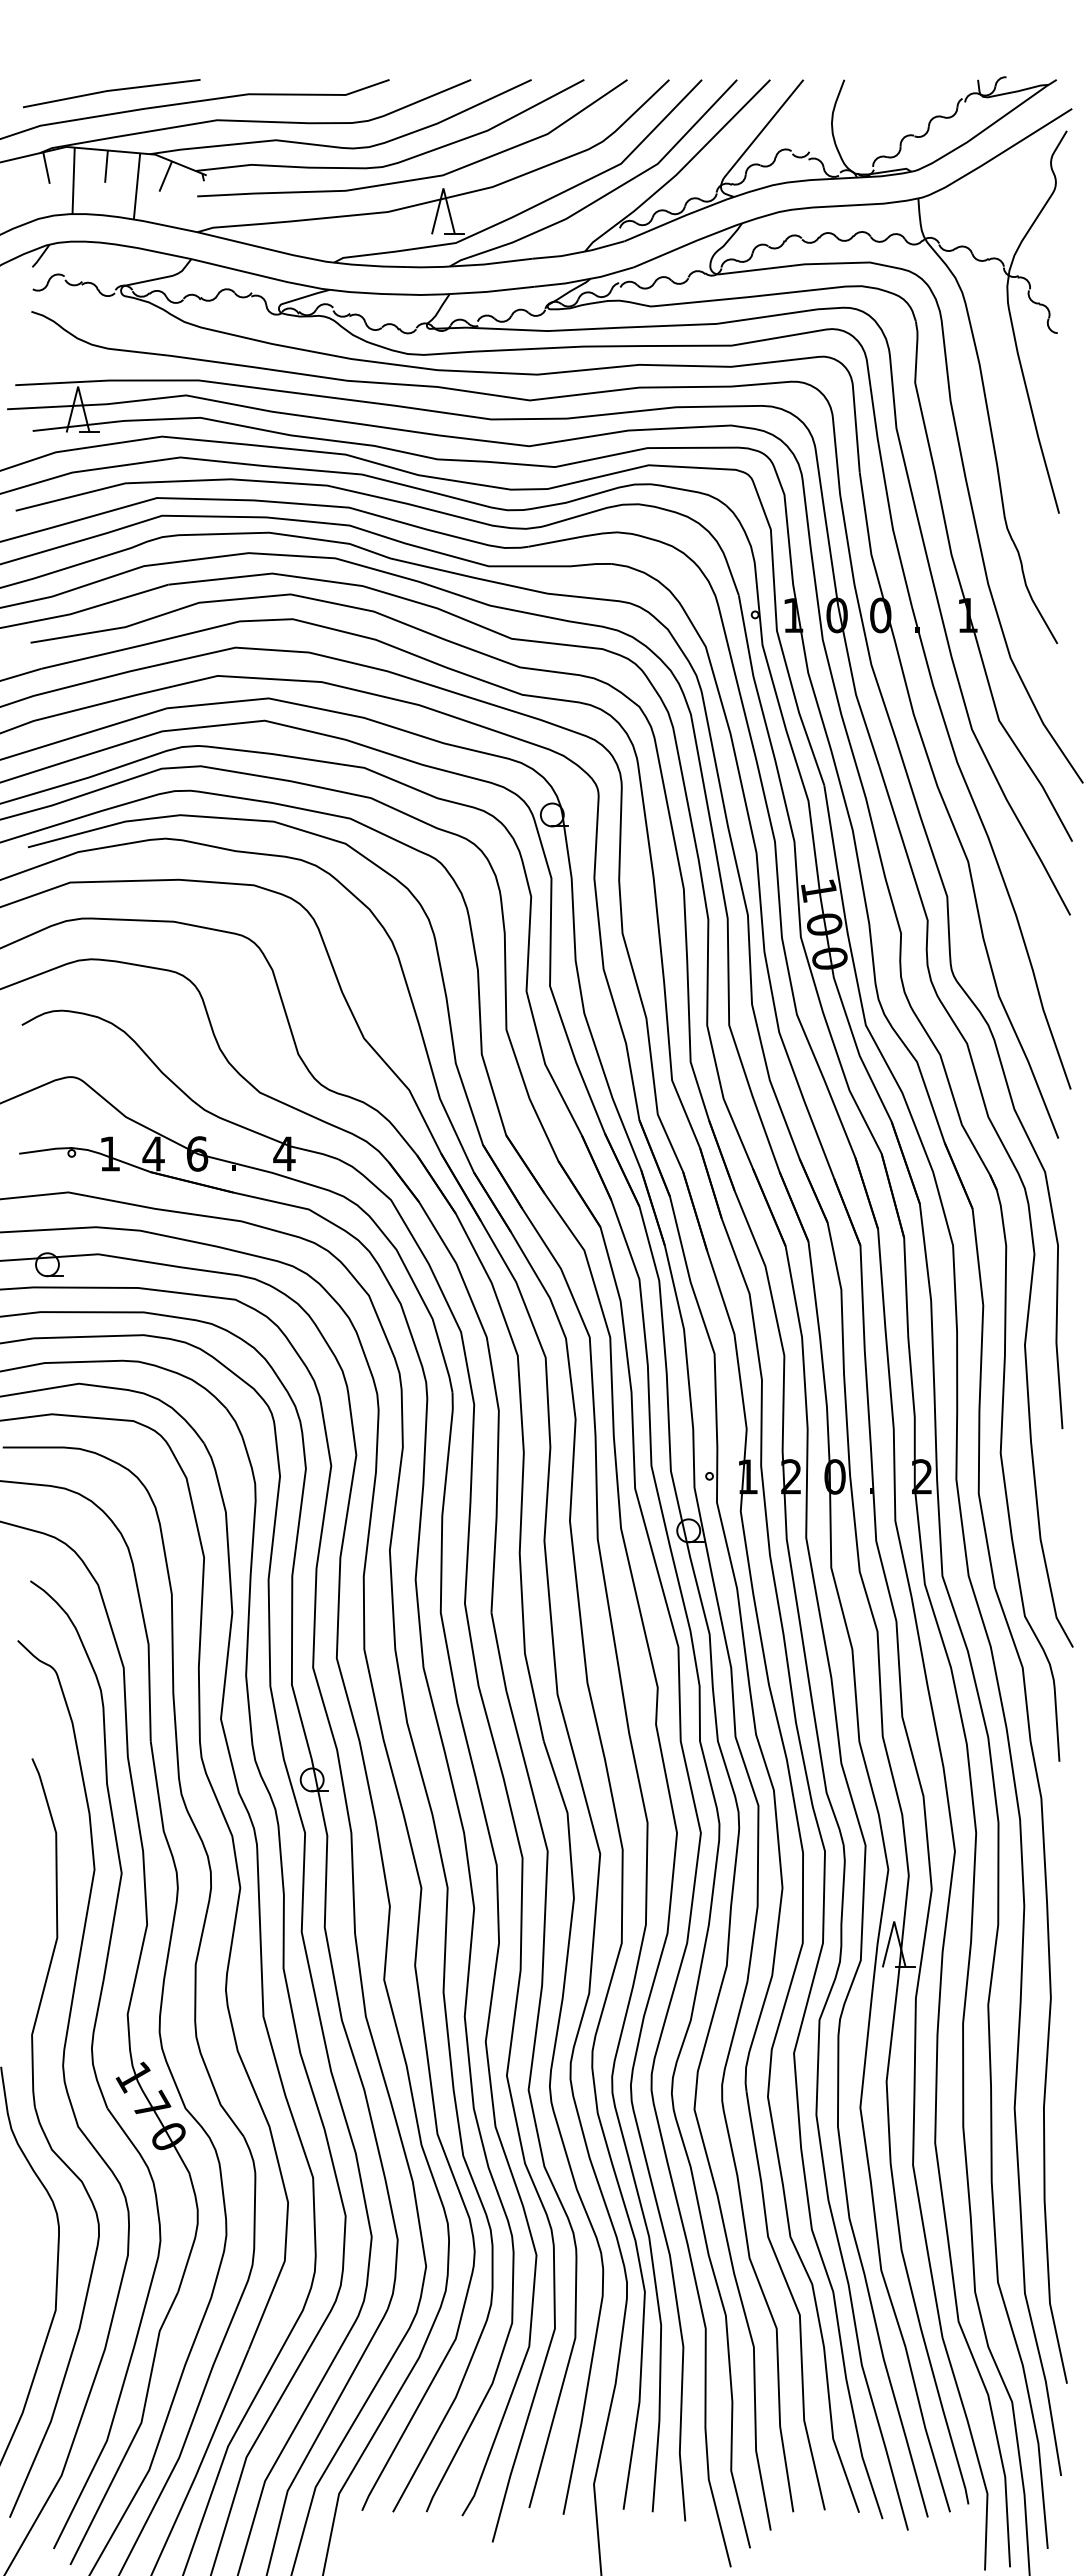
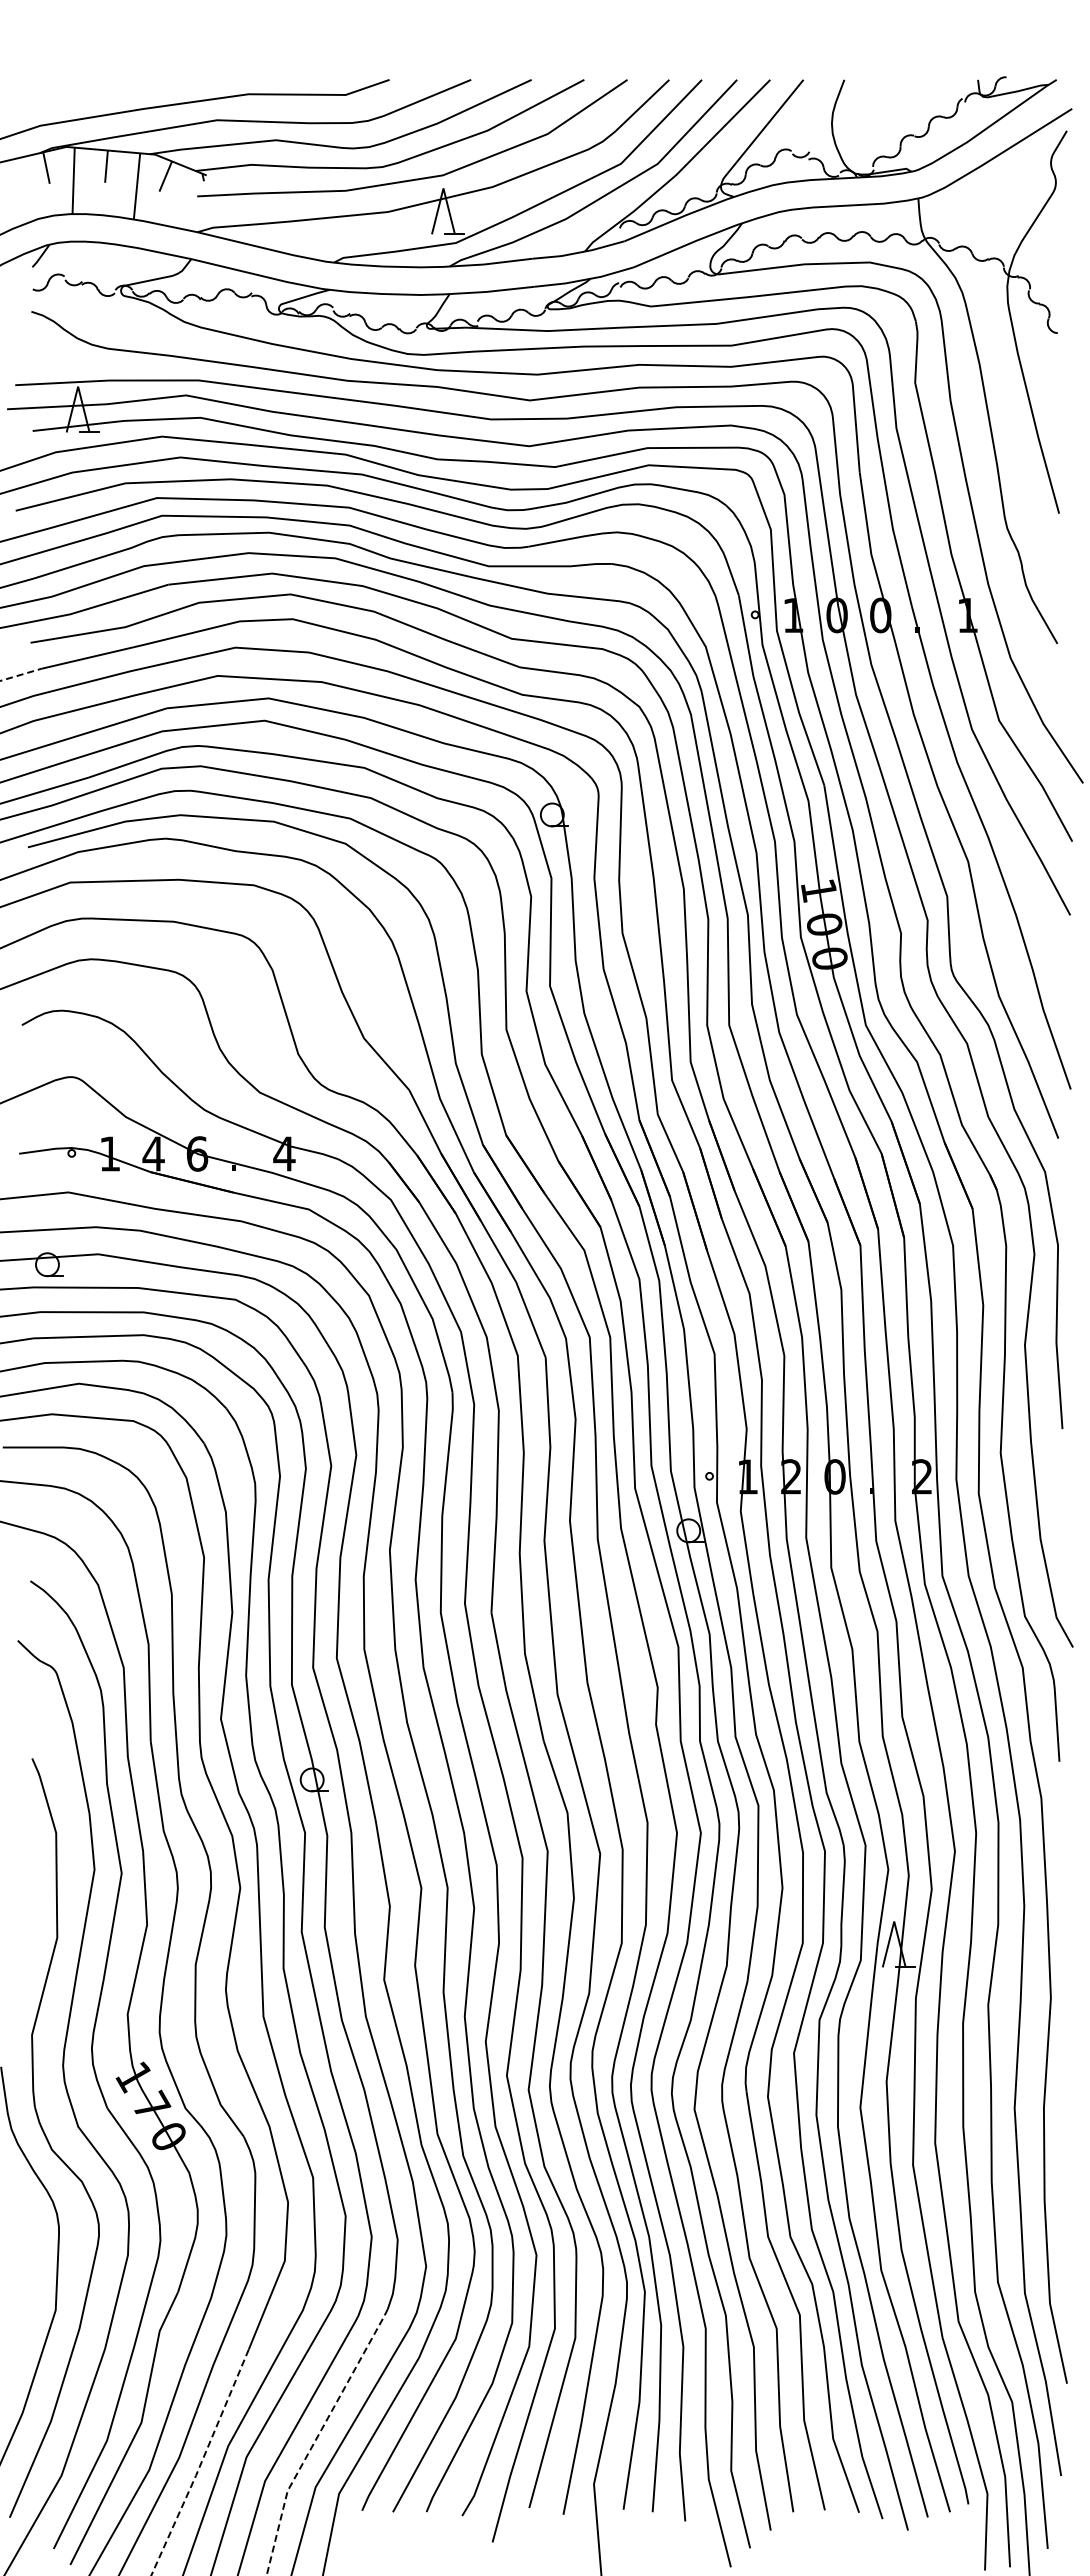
line: present -> none (111, 91)
line: solid -> dashed (21, 674)
line: solid -> dashed (316, 2438)
line: solid -> dashed (201, 2463)
